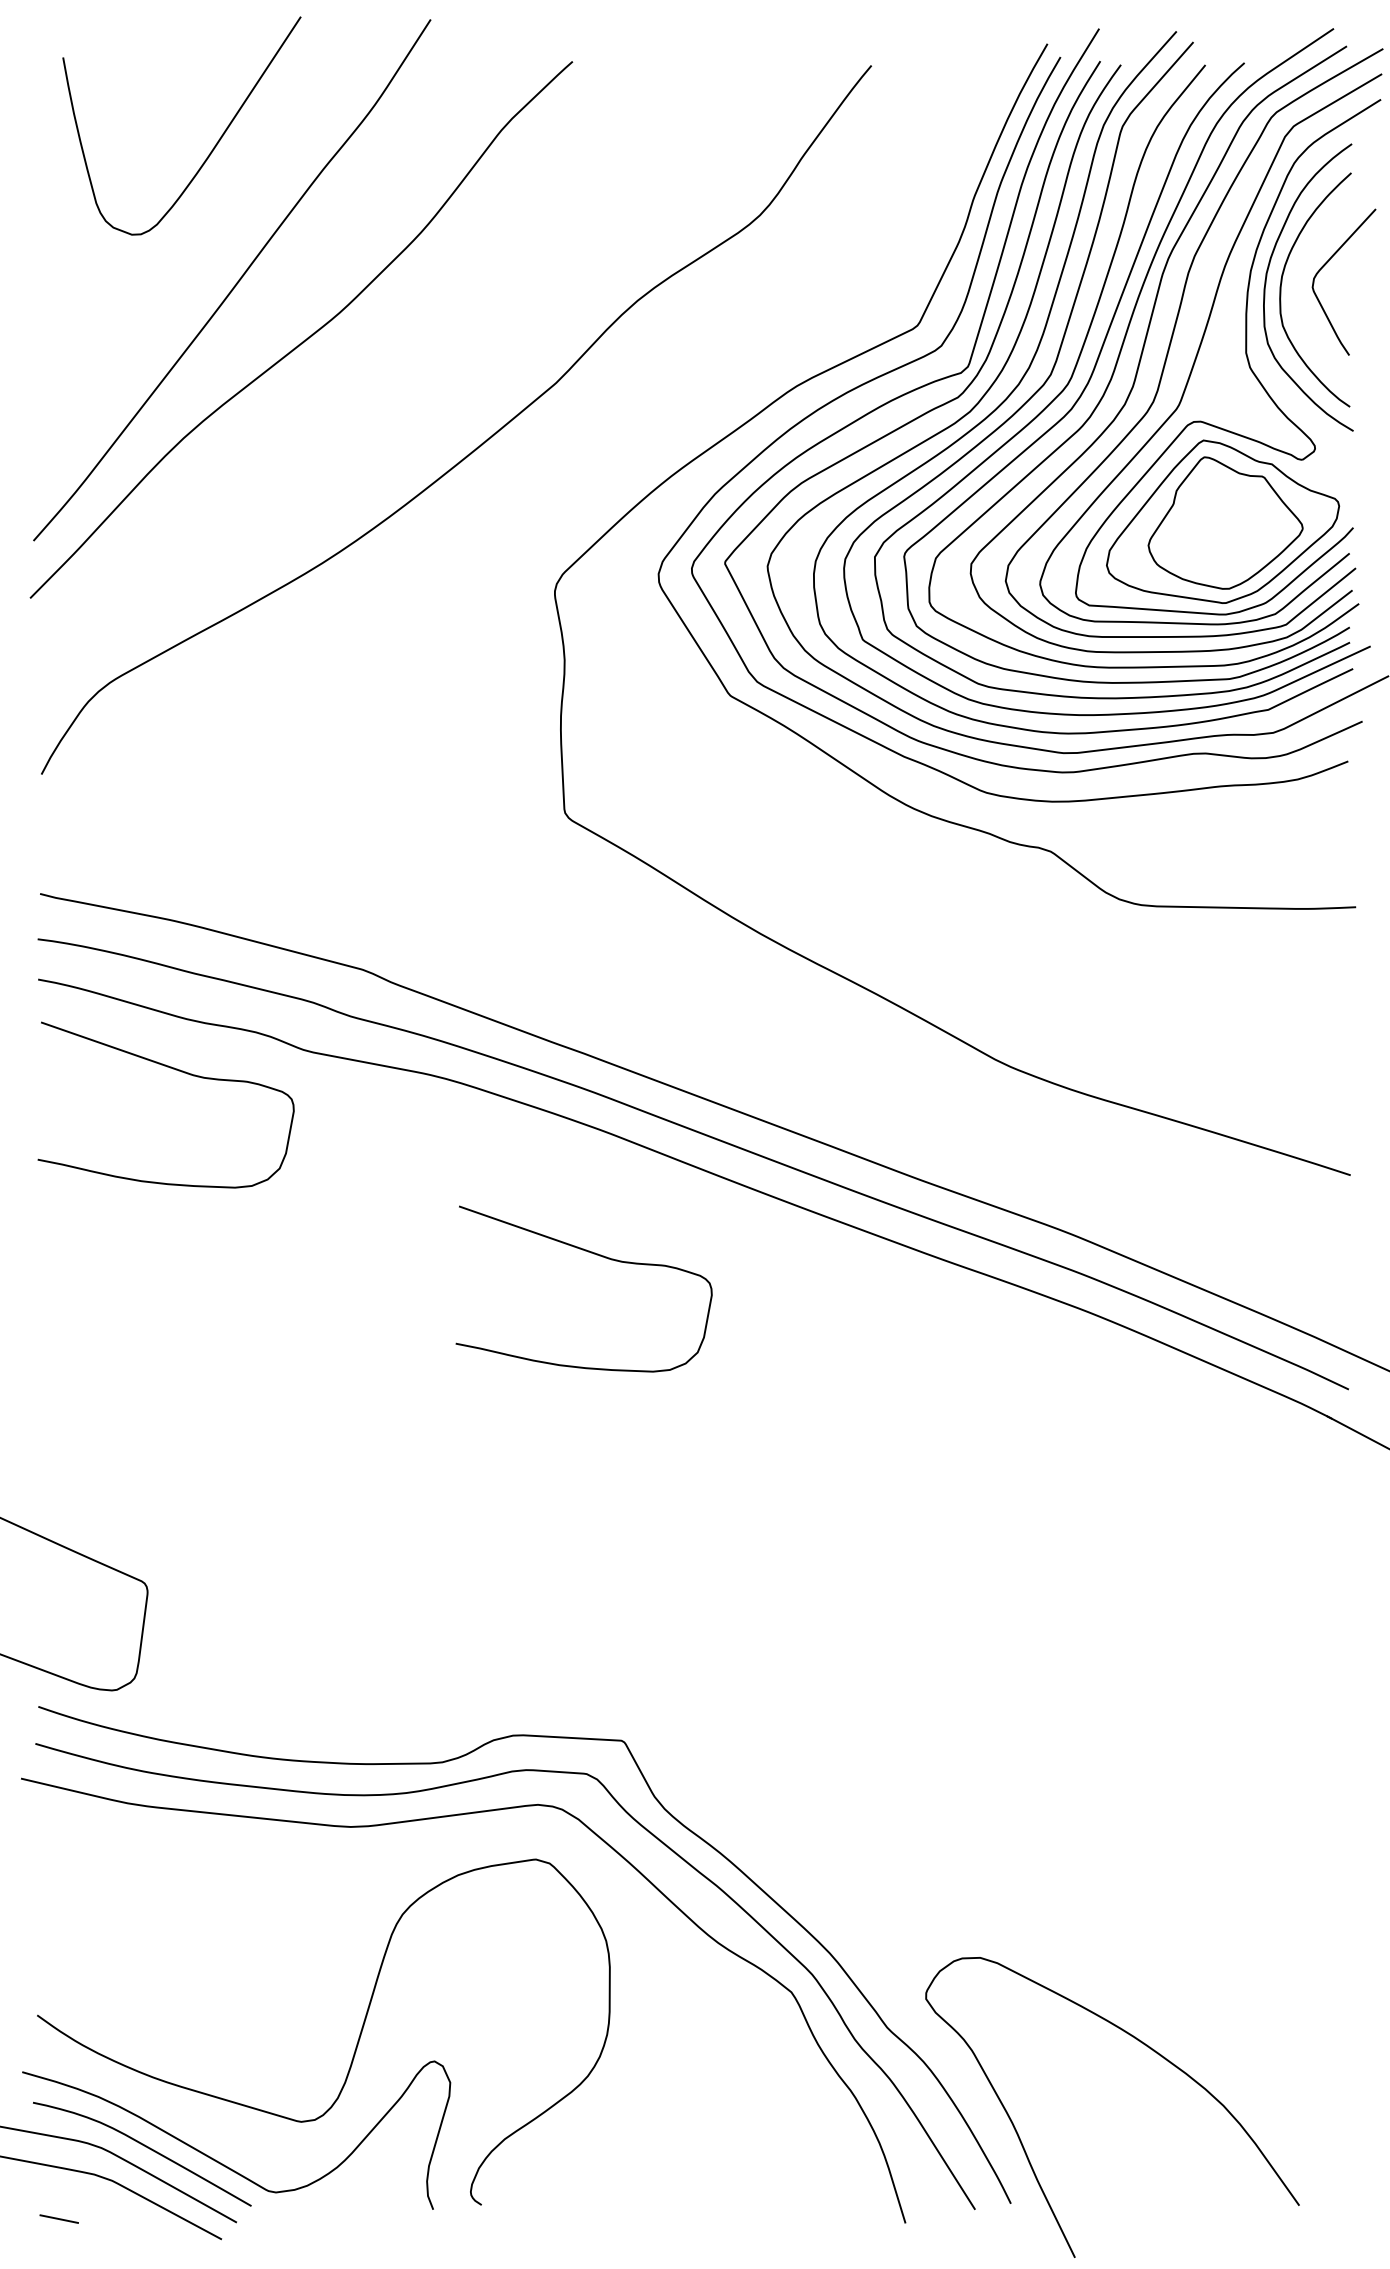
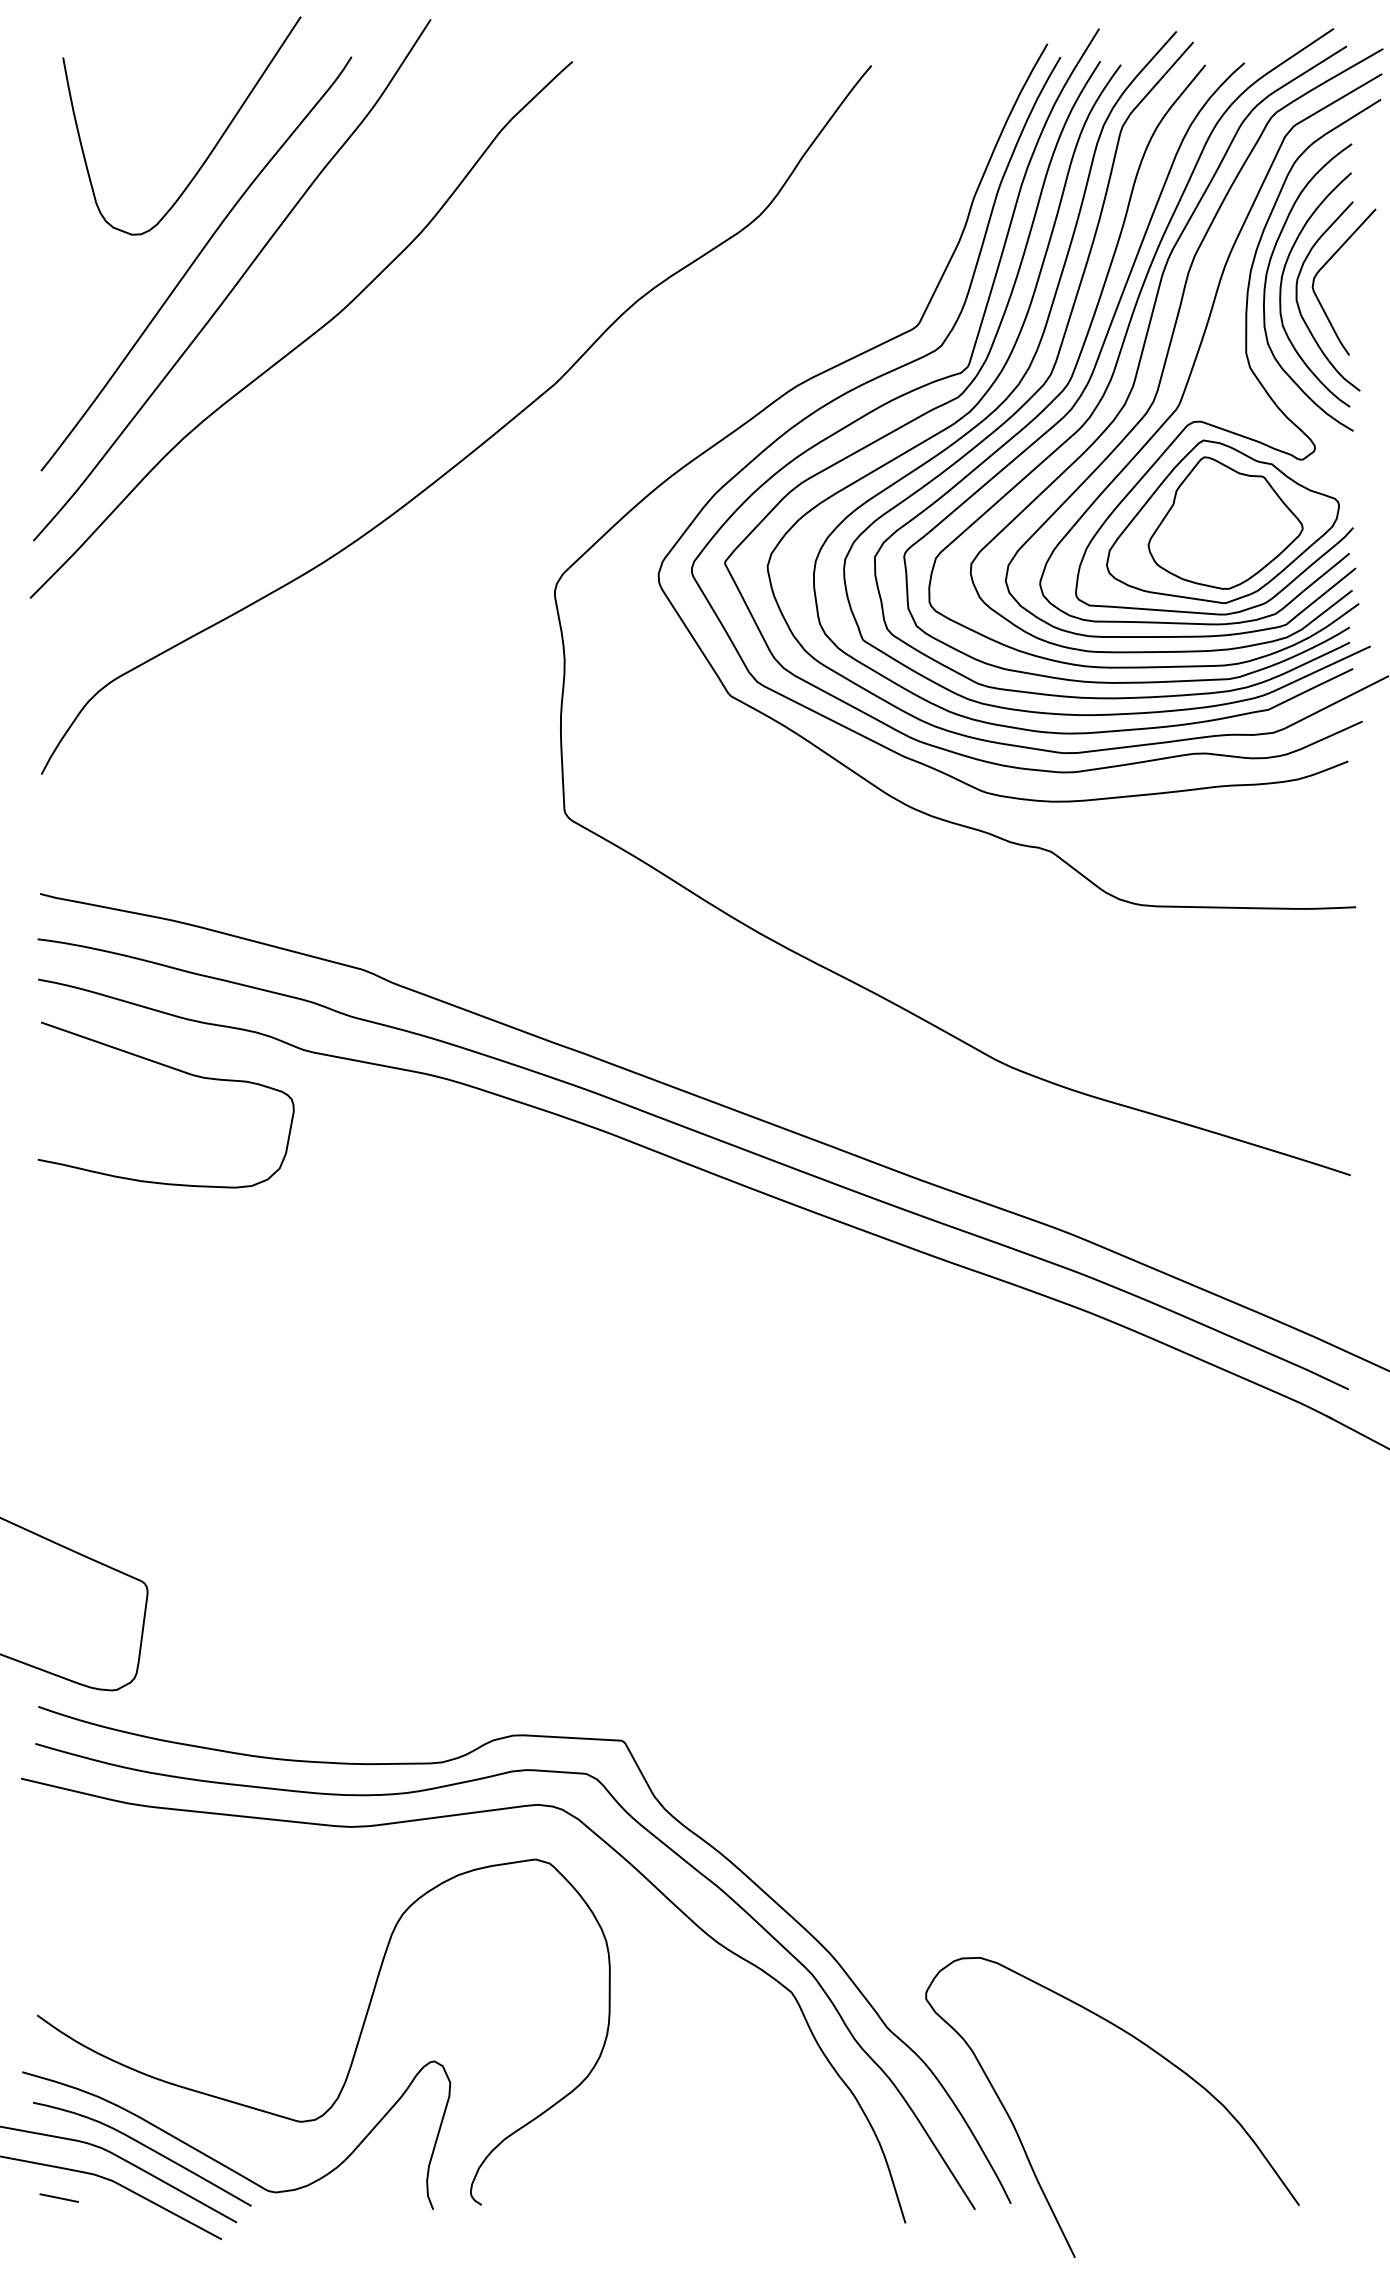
curve: none -> present (195, 261)
curve: none -> present (1299, 305)
curve: present -> none (593, 1254)
line position: (58, 2218) -> (58, 2197) (58, 2197)
